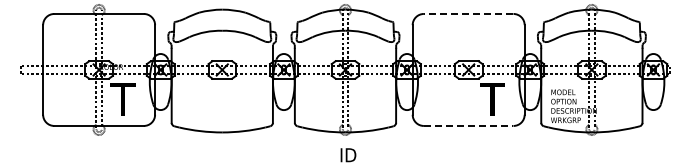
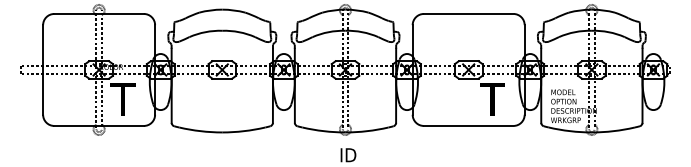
line: dashed -> solid (468, 13)
line: dashed -> solid (468, 125)
